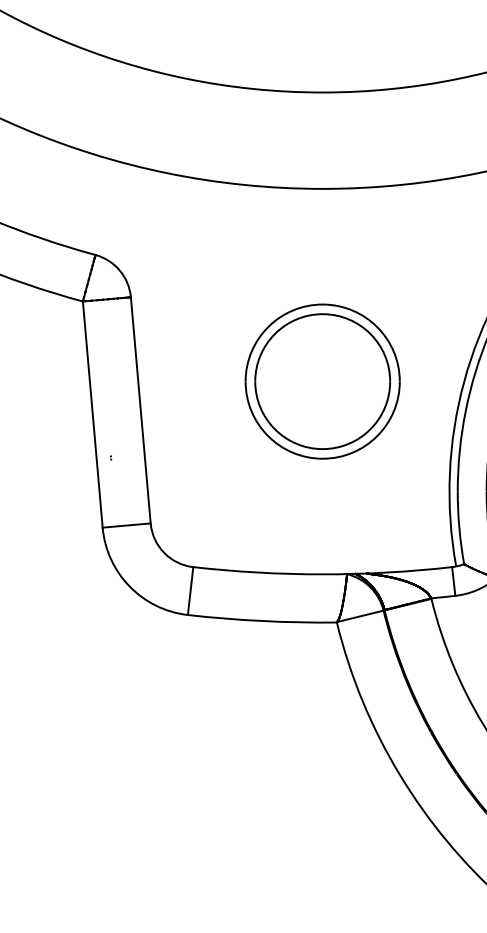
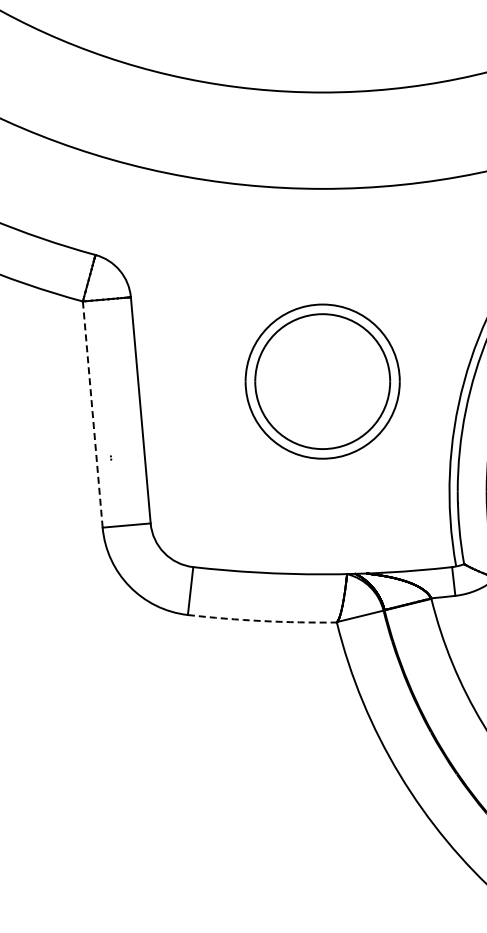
line: solid -> dashed (92, 414)
arc: solid -> dashed (262, 621)
